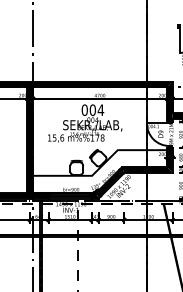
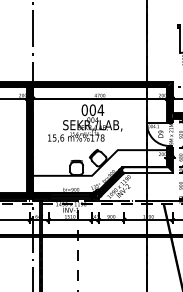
fill: present -> none (146, 169)
